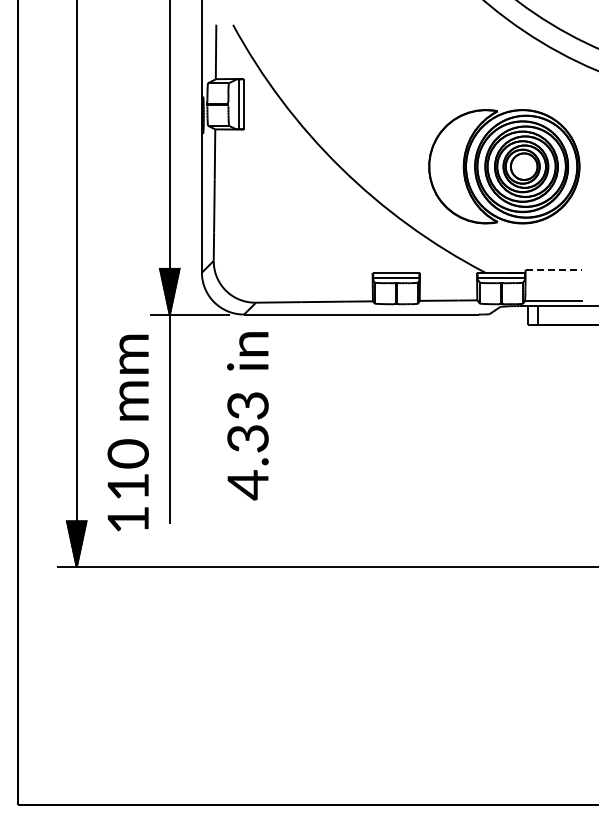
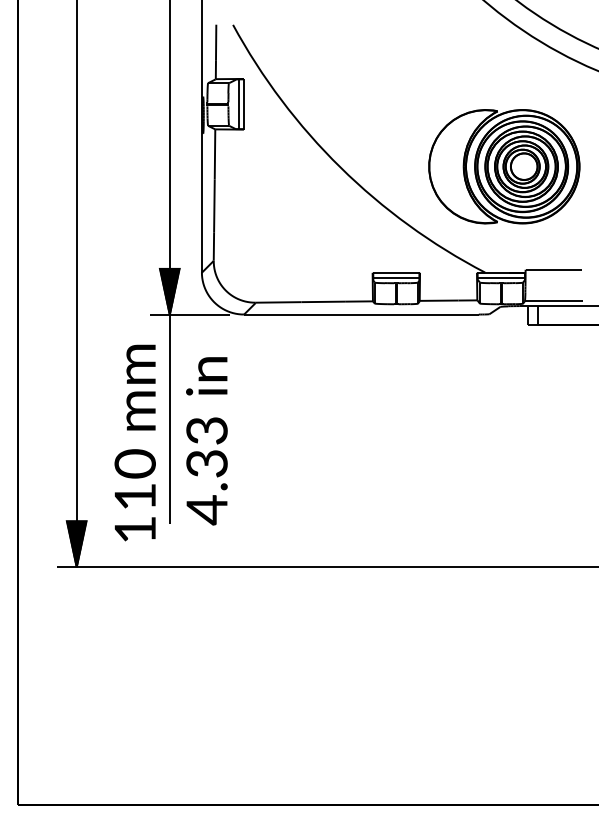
line: dashed -> solid (554, 269)
text position: (247, 416) -> (206, 441) (206, 441)
text position: (127, 432) -> (134, 442) (134, 442)
